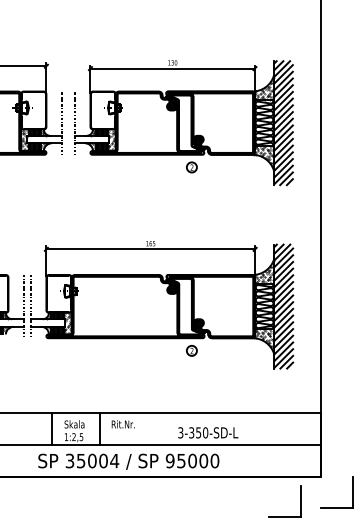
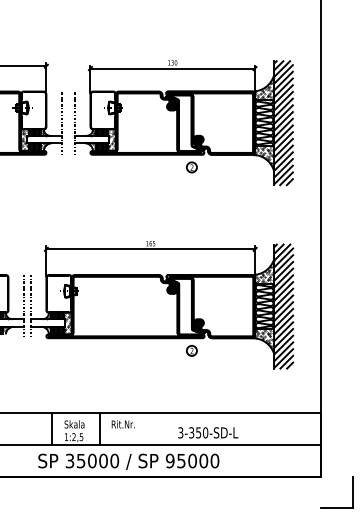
text: 35004 -> 35000 (114, 460)
part: present -> none (284, 516)
